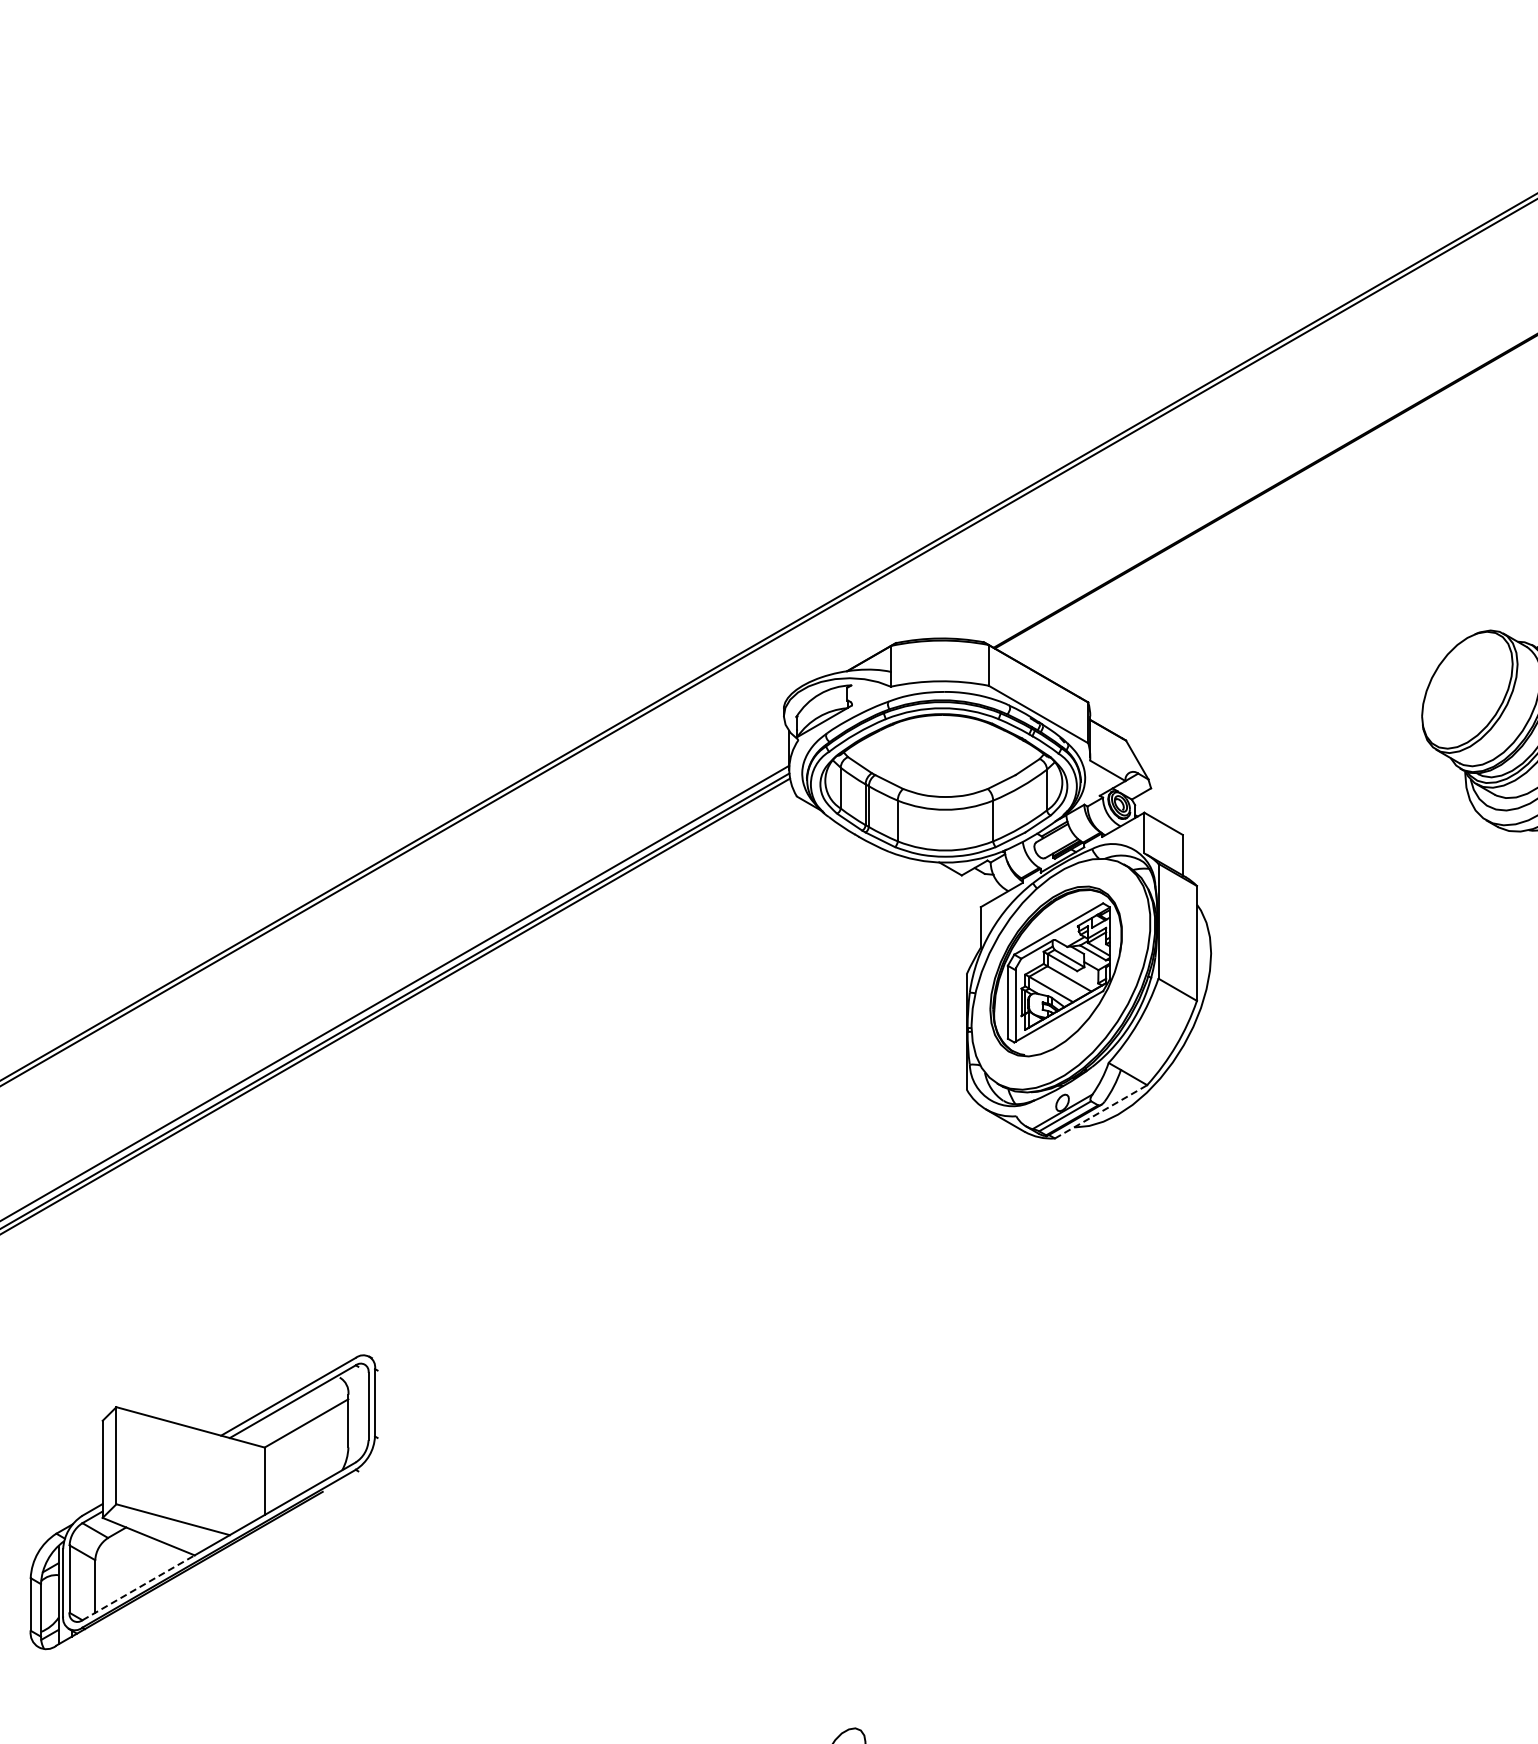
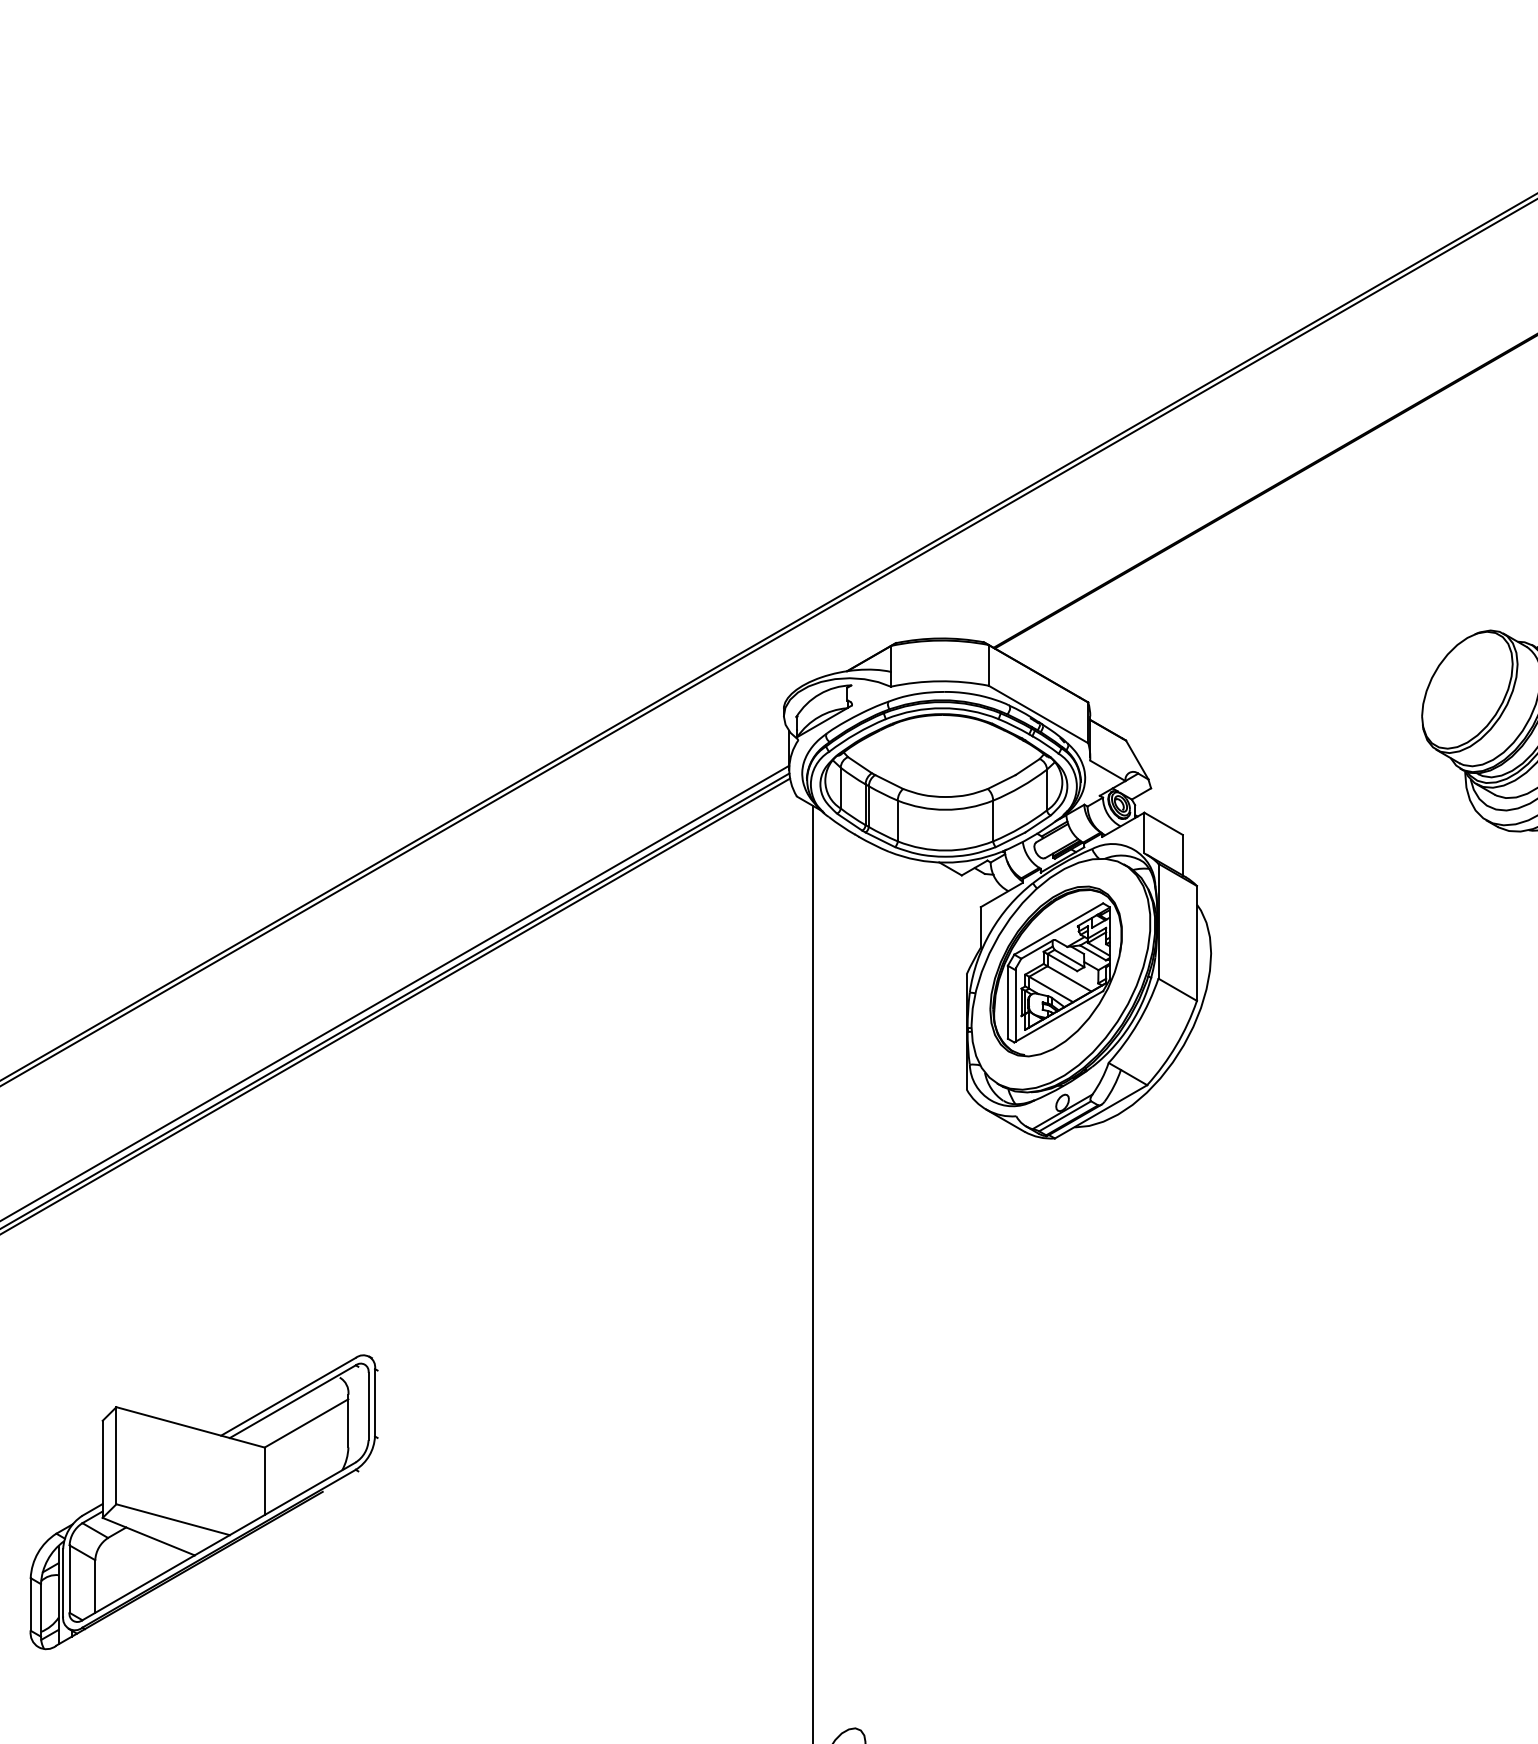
line: dashed -> solid (1101, 1111)
line: none -> present (813, 1273)
line: dashed -> solid (138, 1587)
